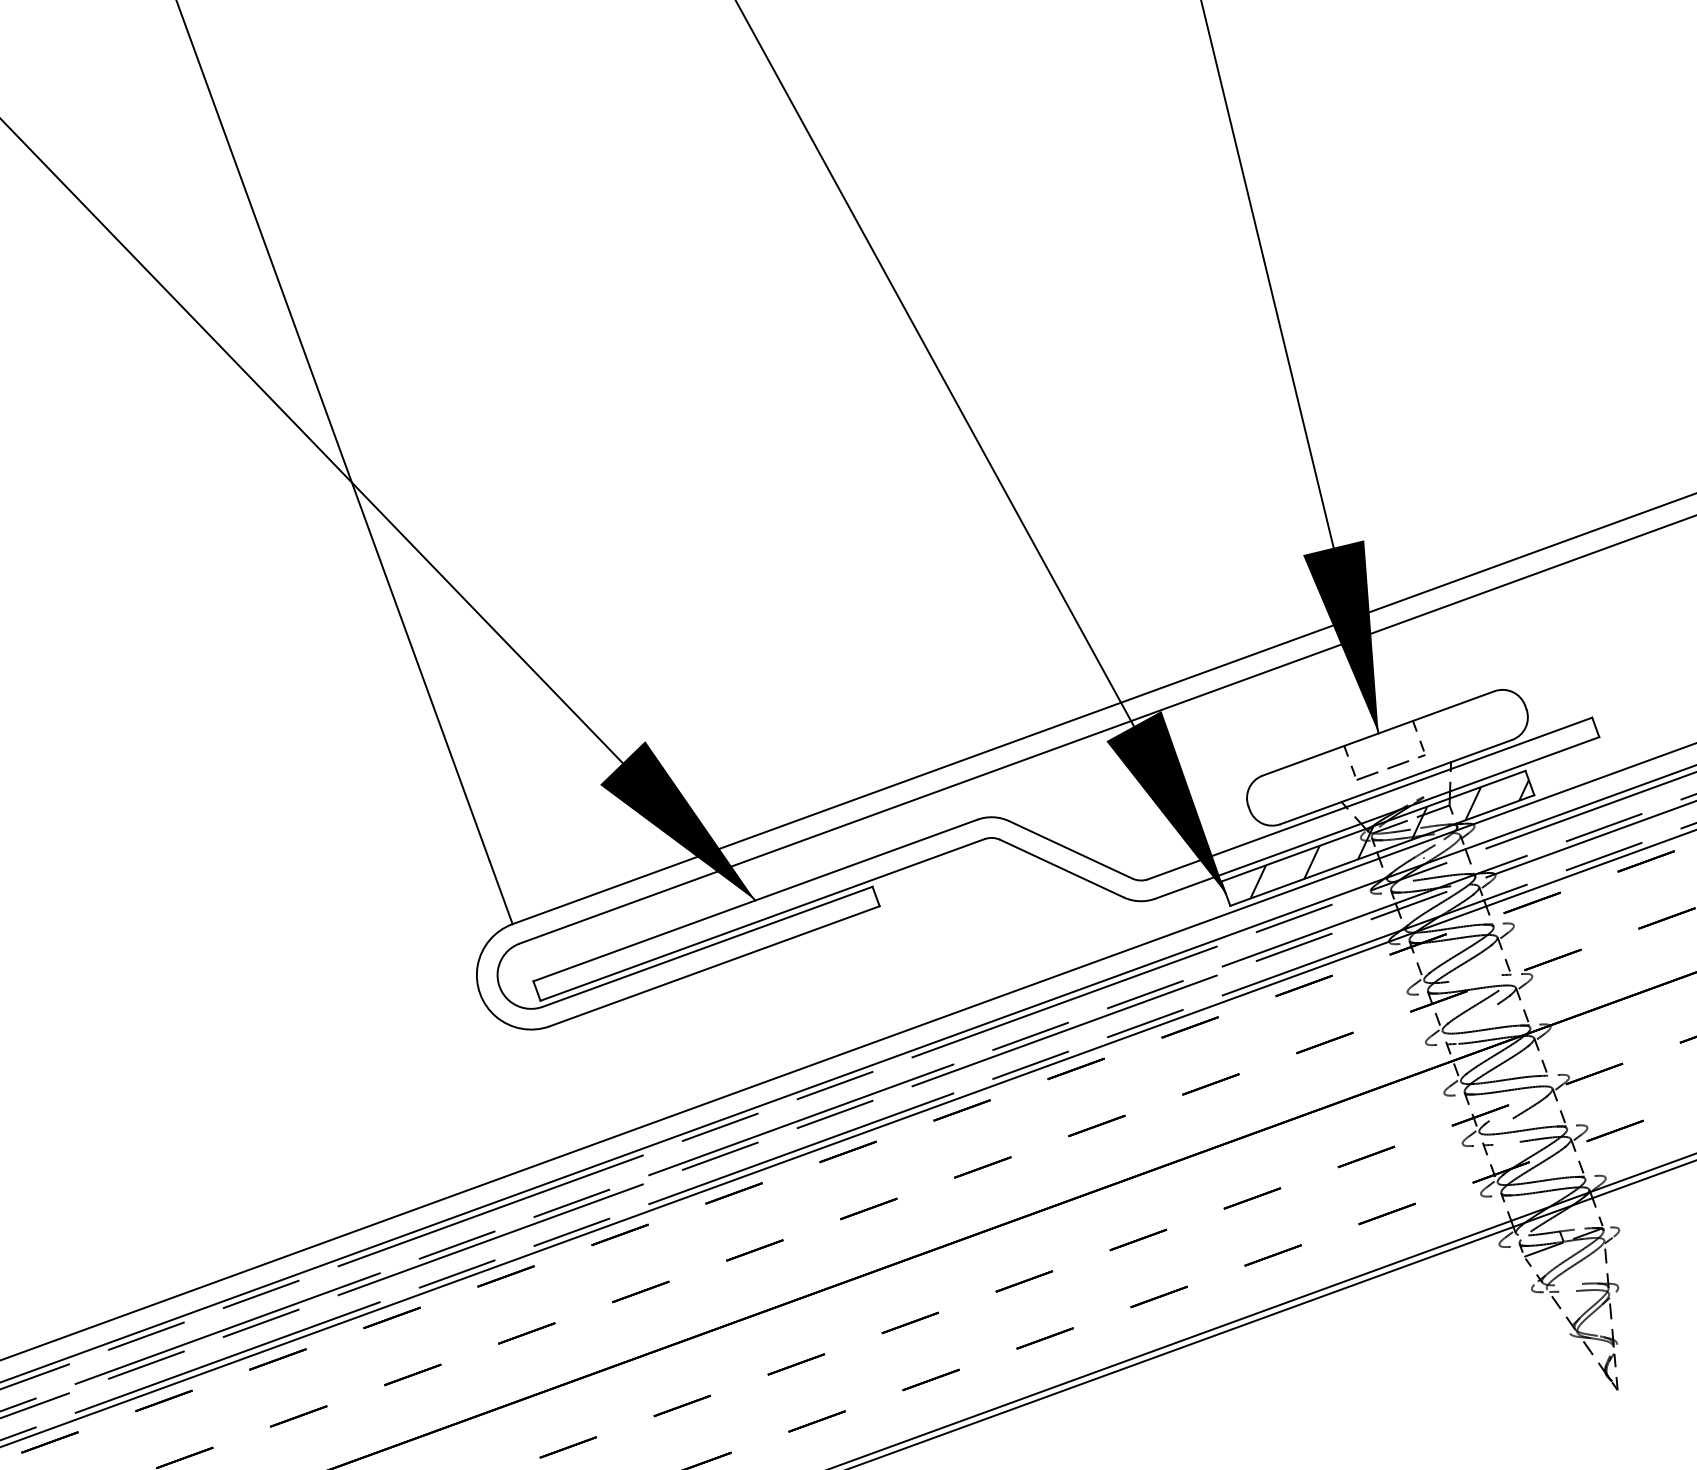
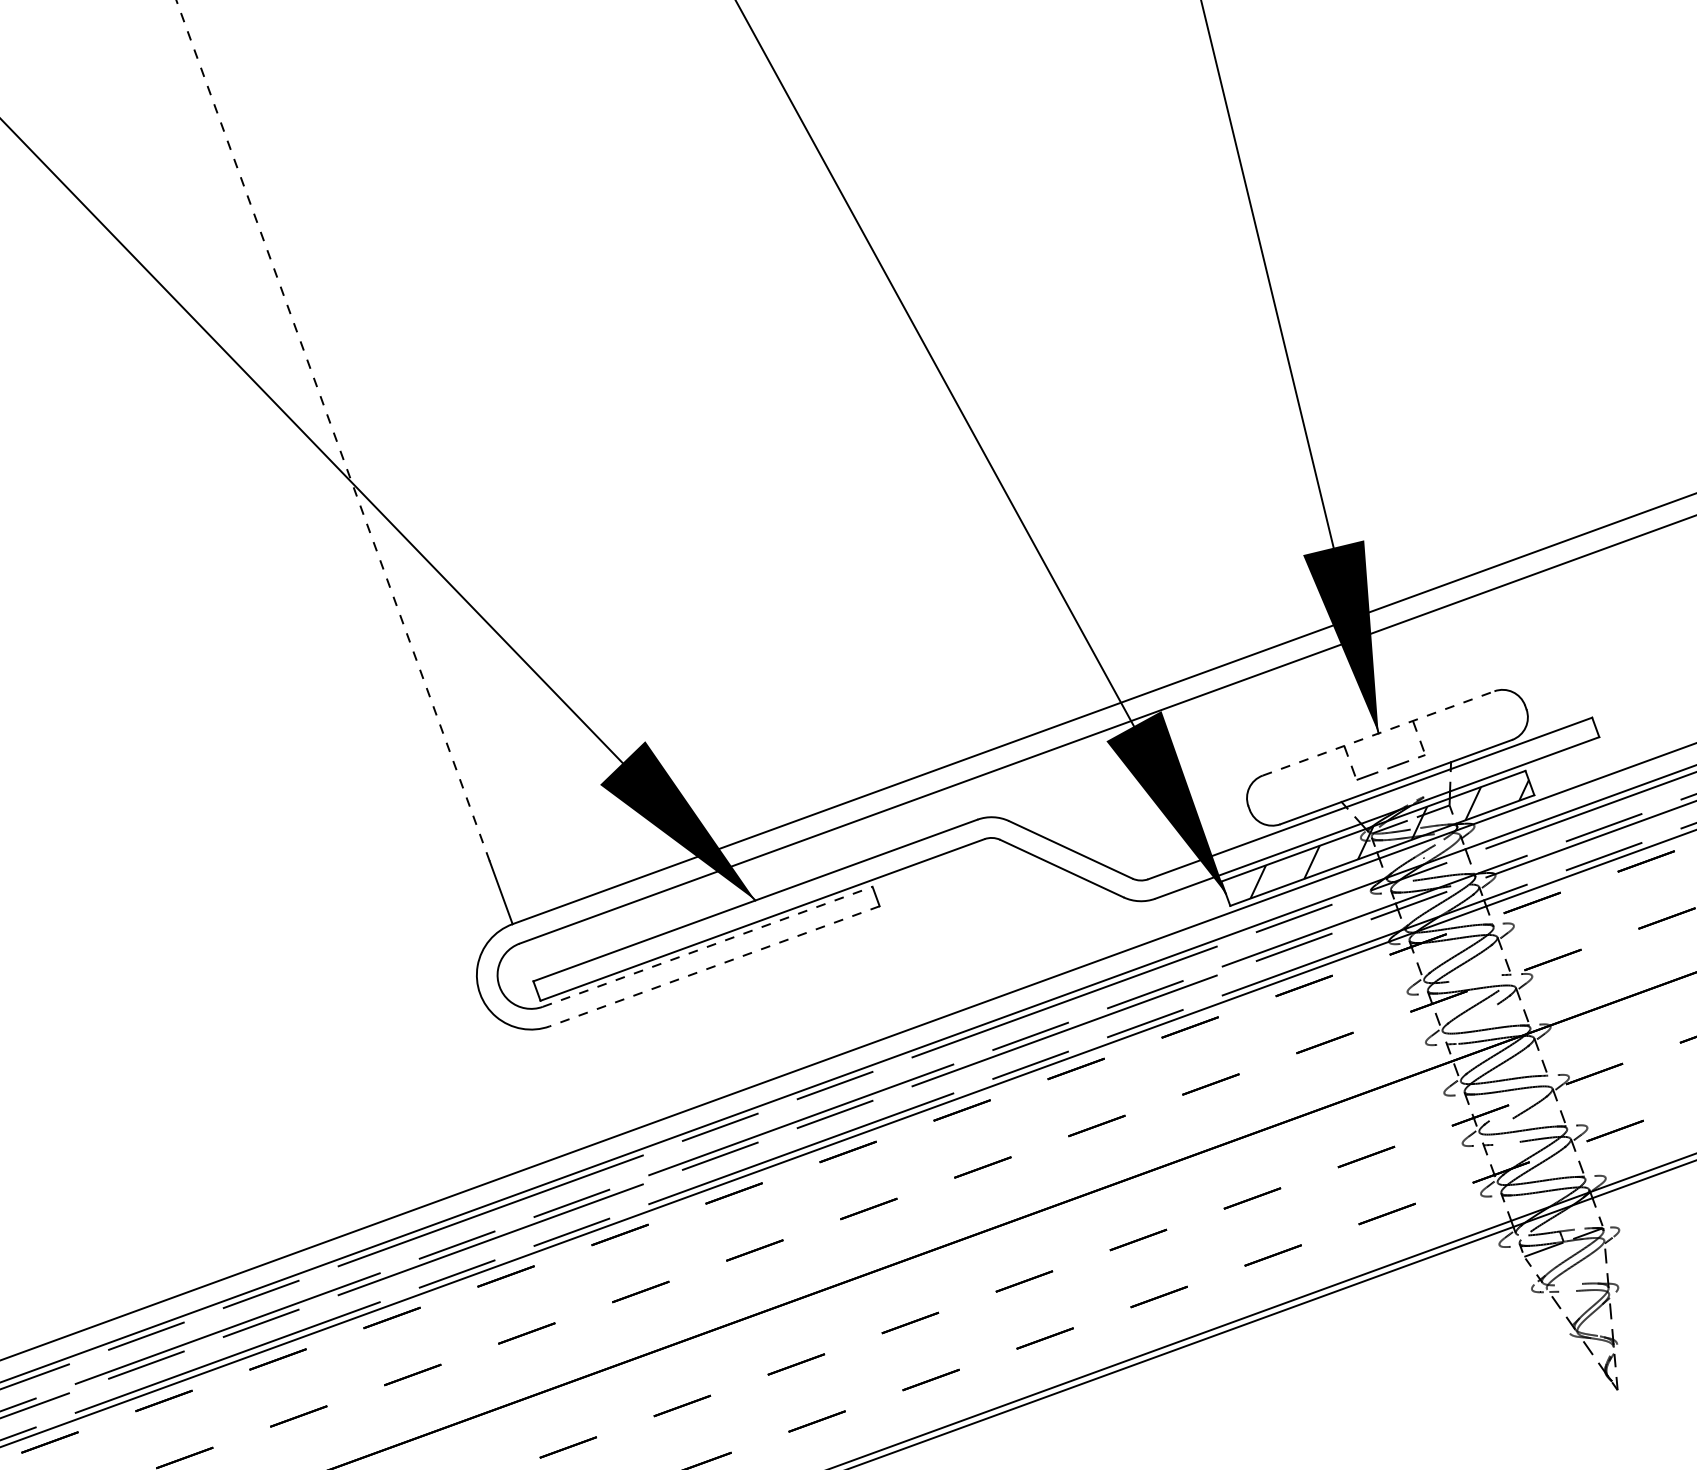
line: solid -> dashed (333, 431)
line: solid -> dashed (1379, 733)
line: solid -> dashed (707, 946)
line: solid -> dashed (714, 966)
